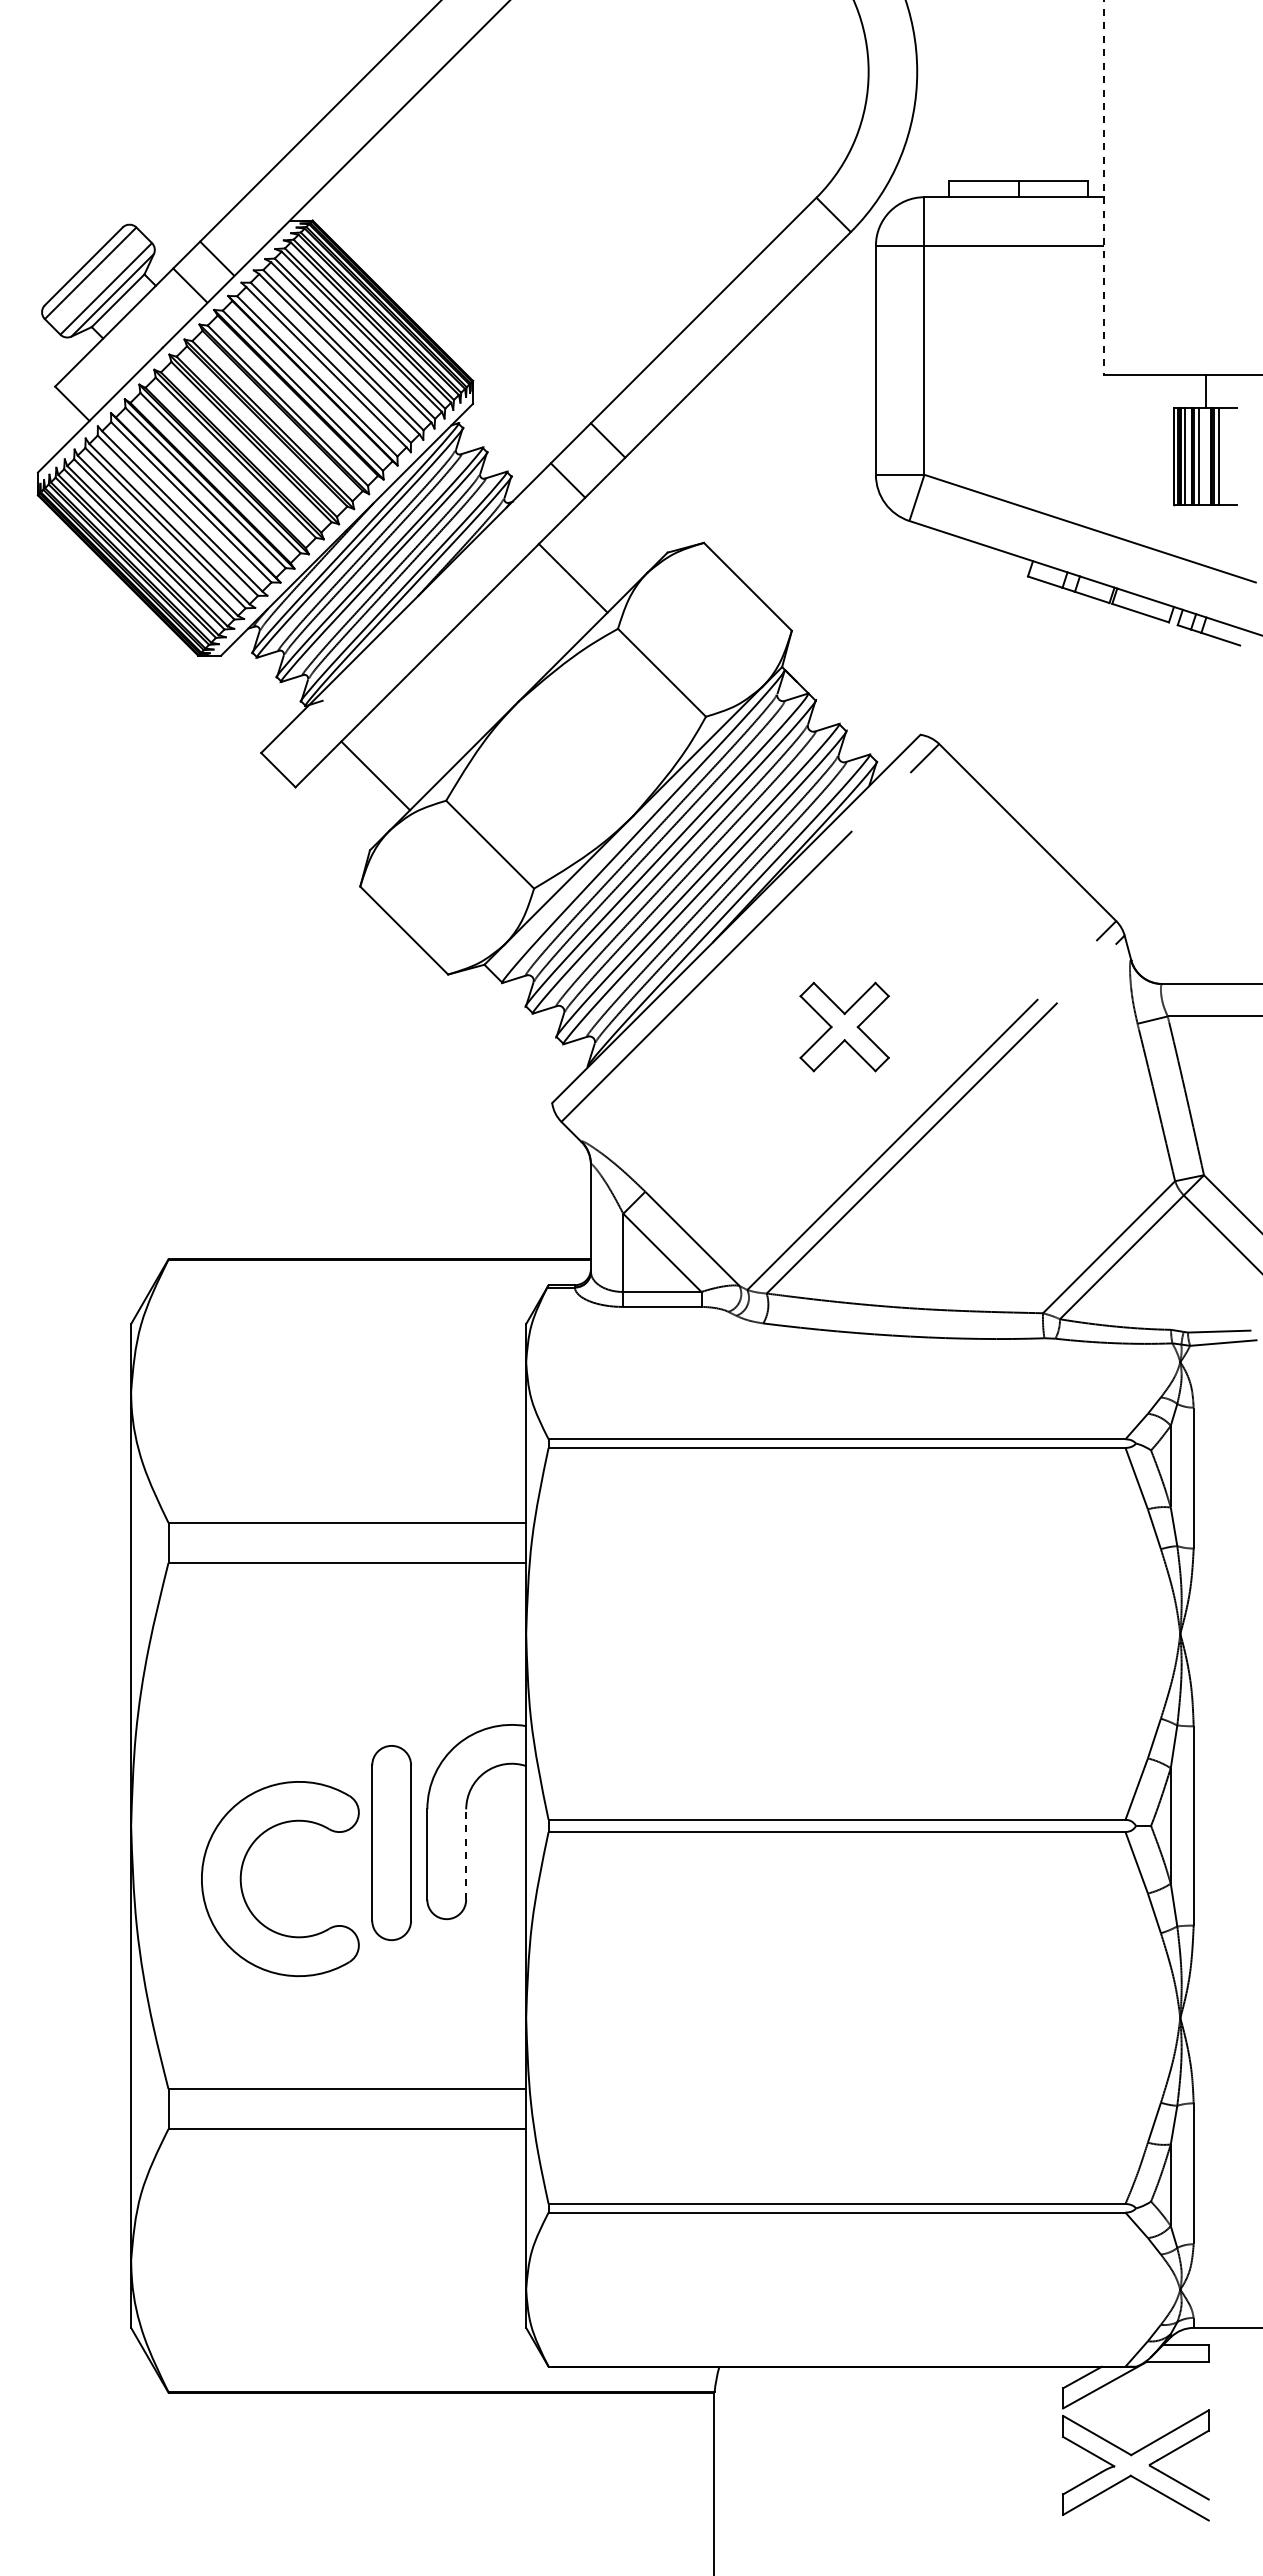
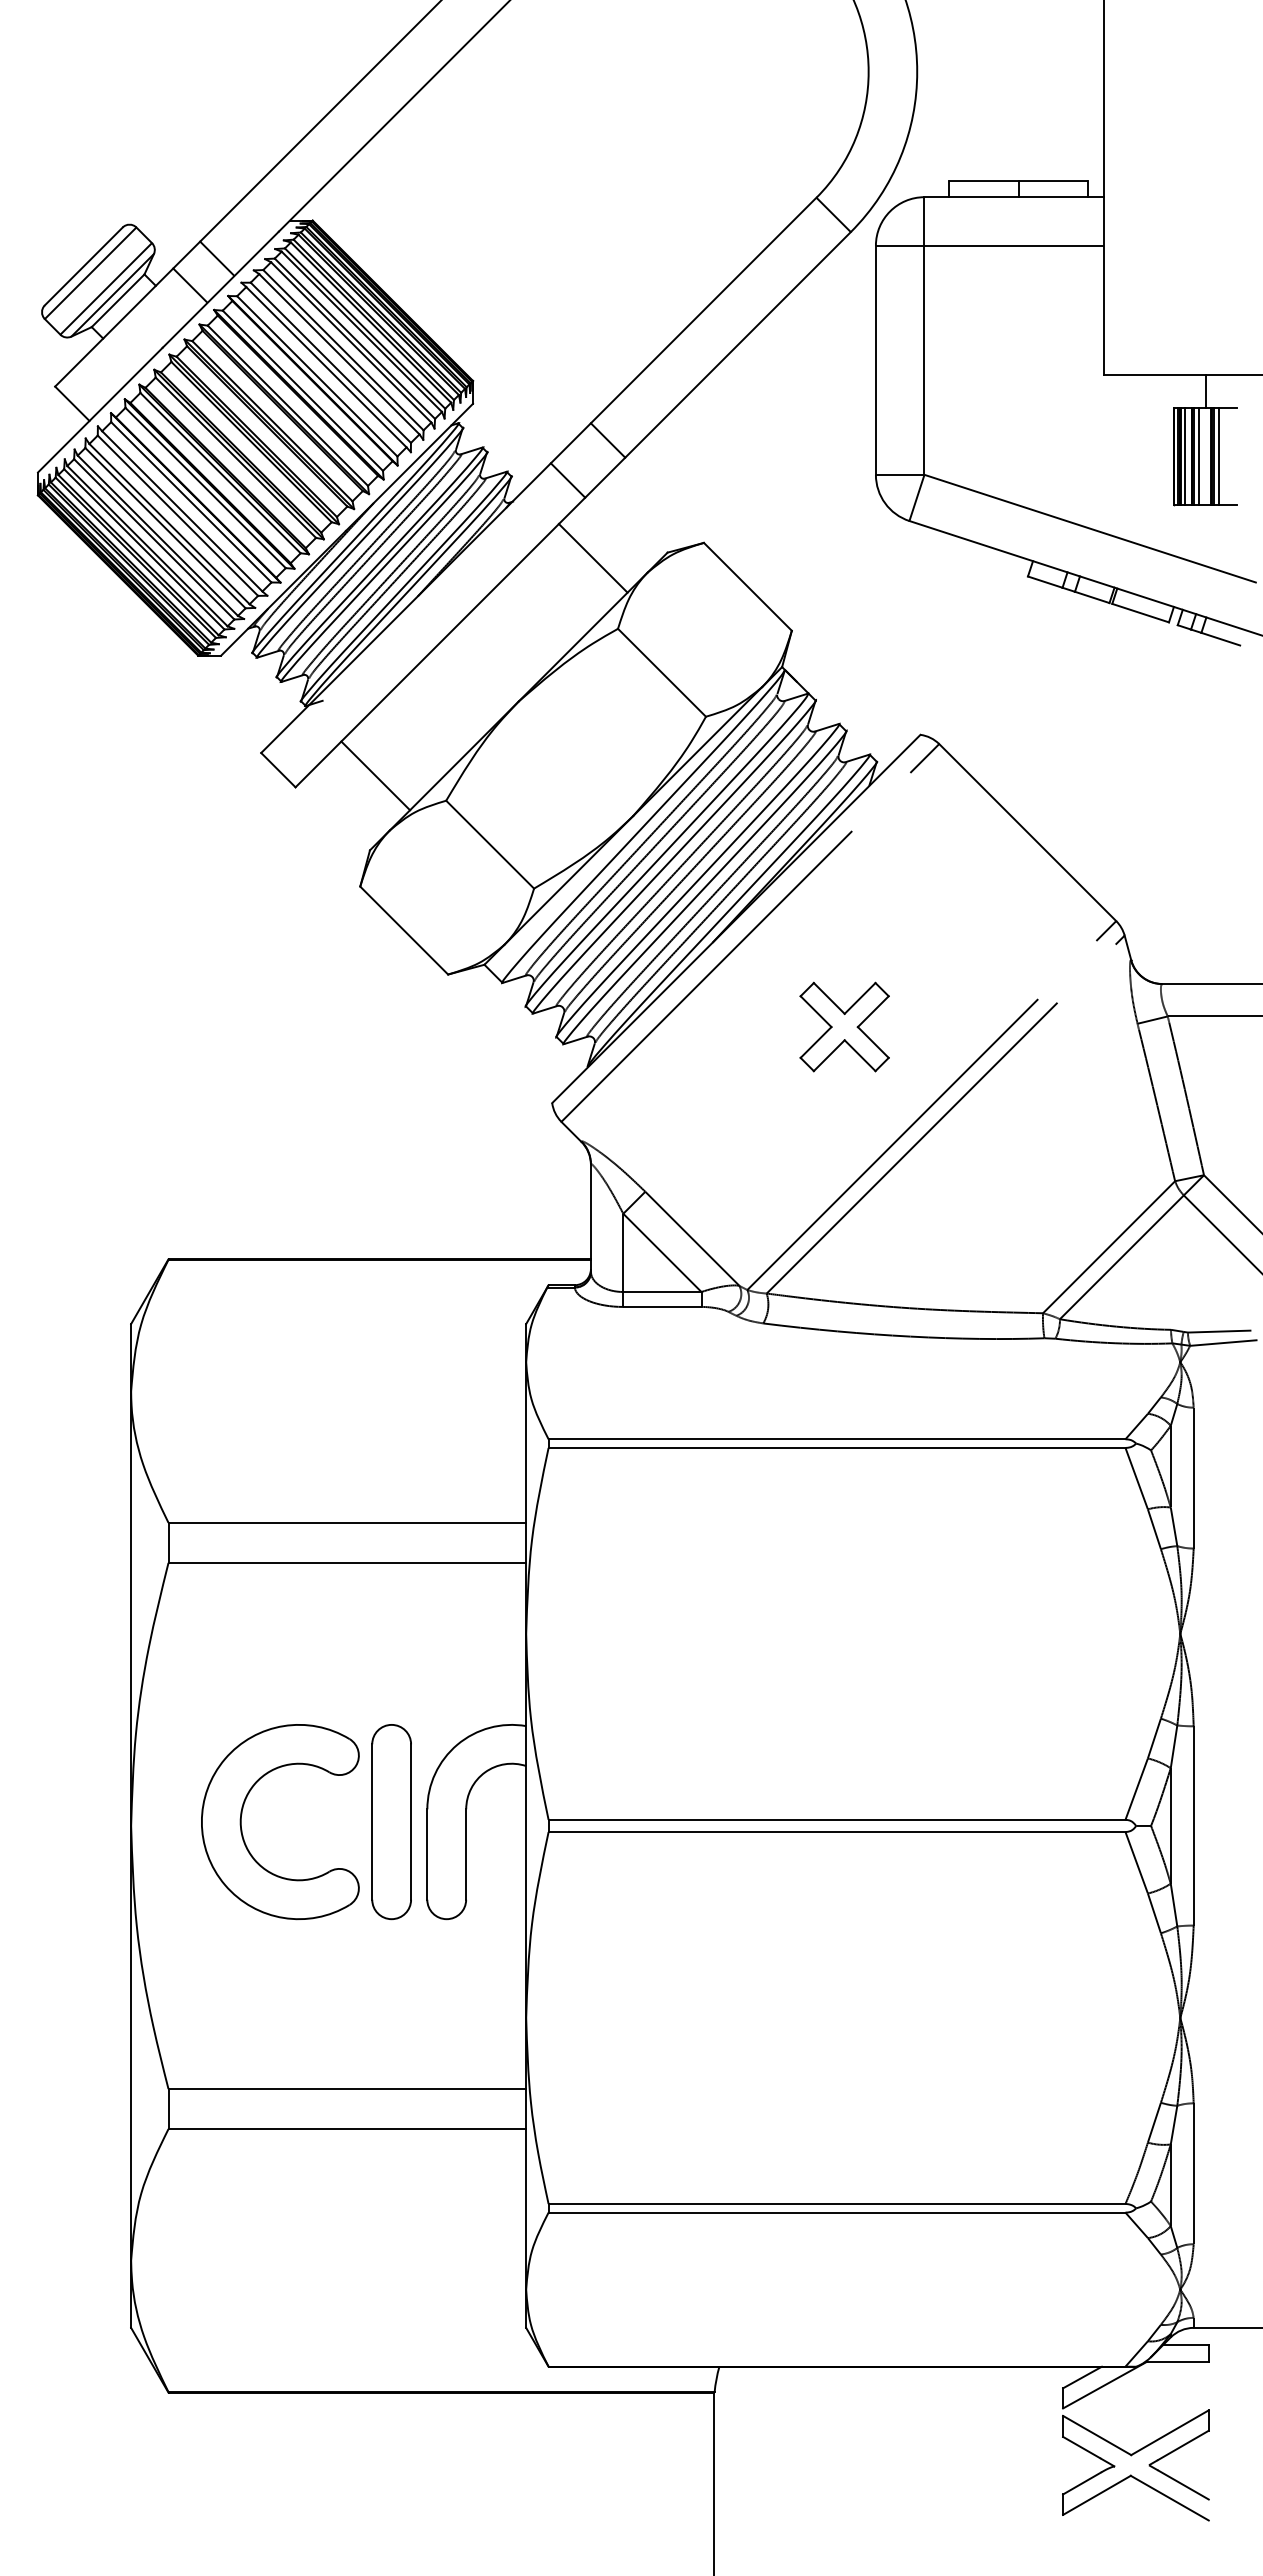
line: dashed -> solid (1104, 188)
line position: (572, 578) -> (592, 558) (592, 558)
part position: (391, 1843) -> (391, 1822) (391, 1822)
line: dashed -> solid (466, 1854)
part position: (242, 1886) -> (242, 1829) (242, 1829)
